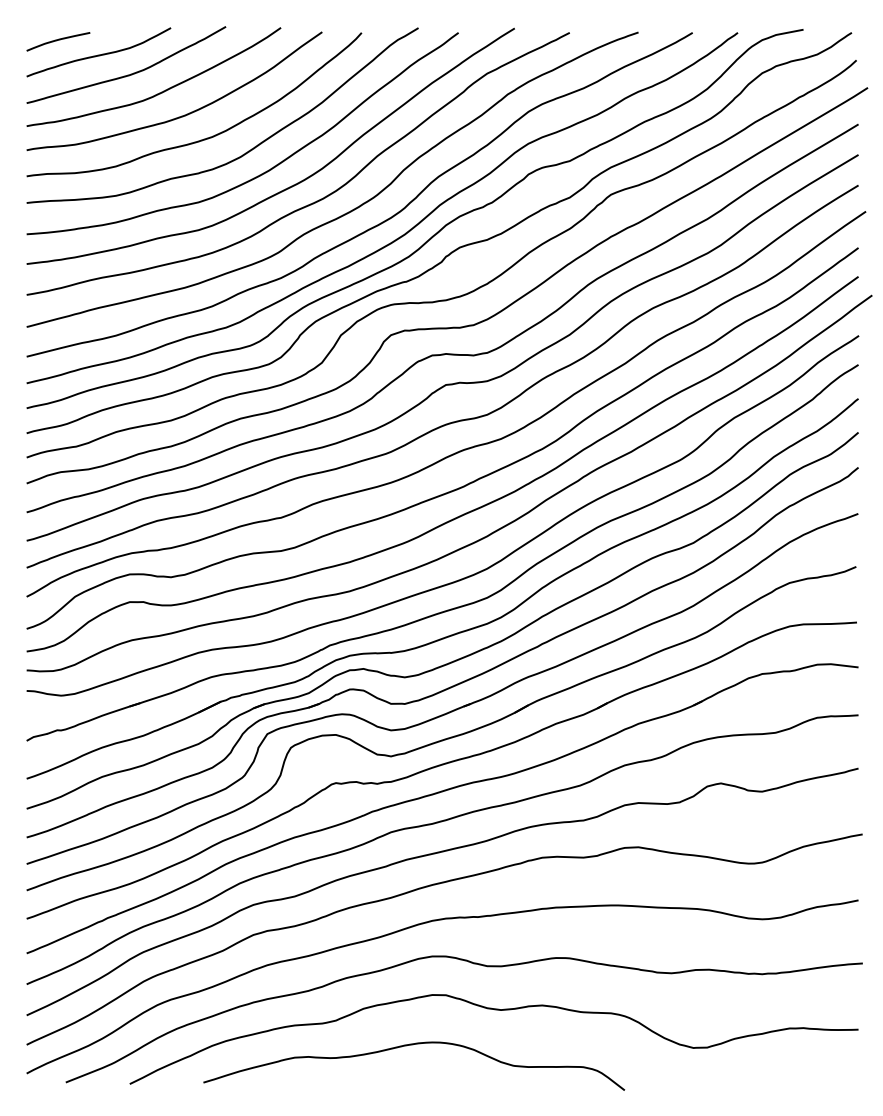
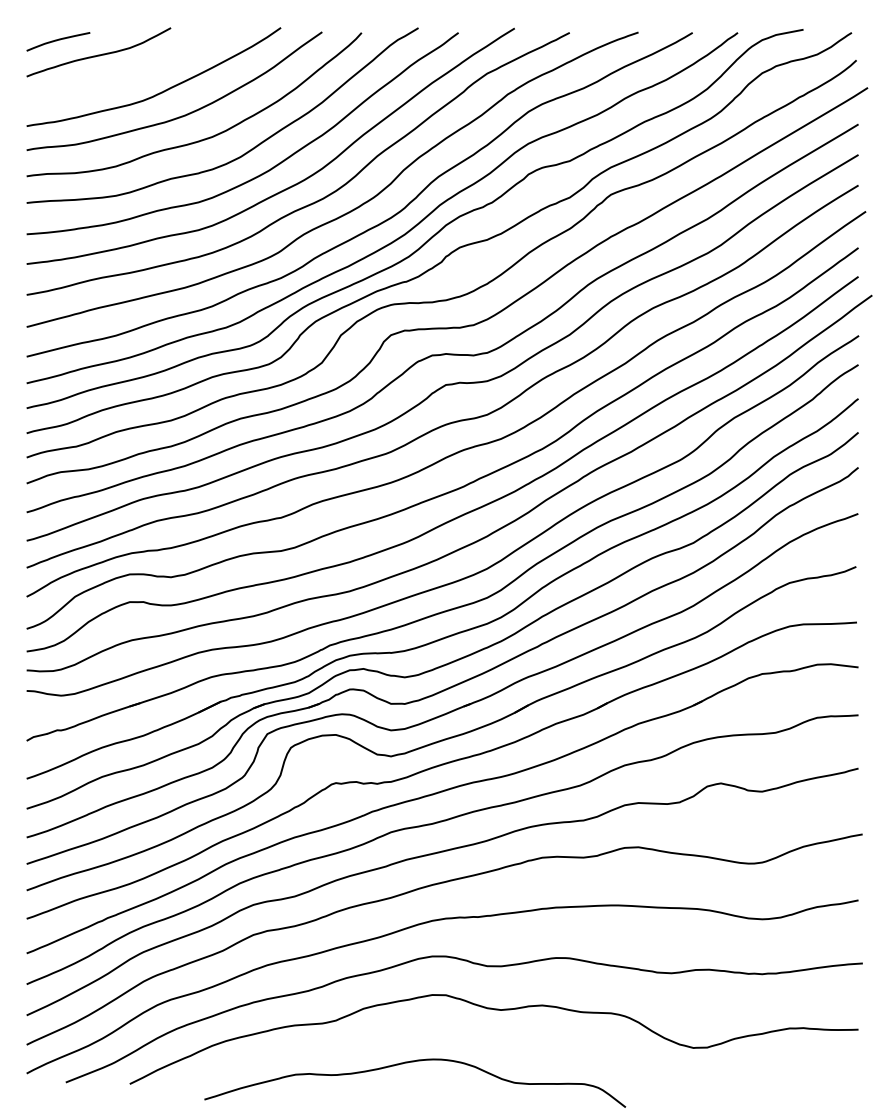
curve: present -> none (130, 73)
curve position: (413, 1045) -> (414, 1062) (414, 1062)
